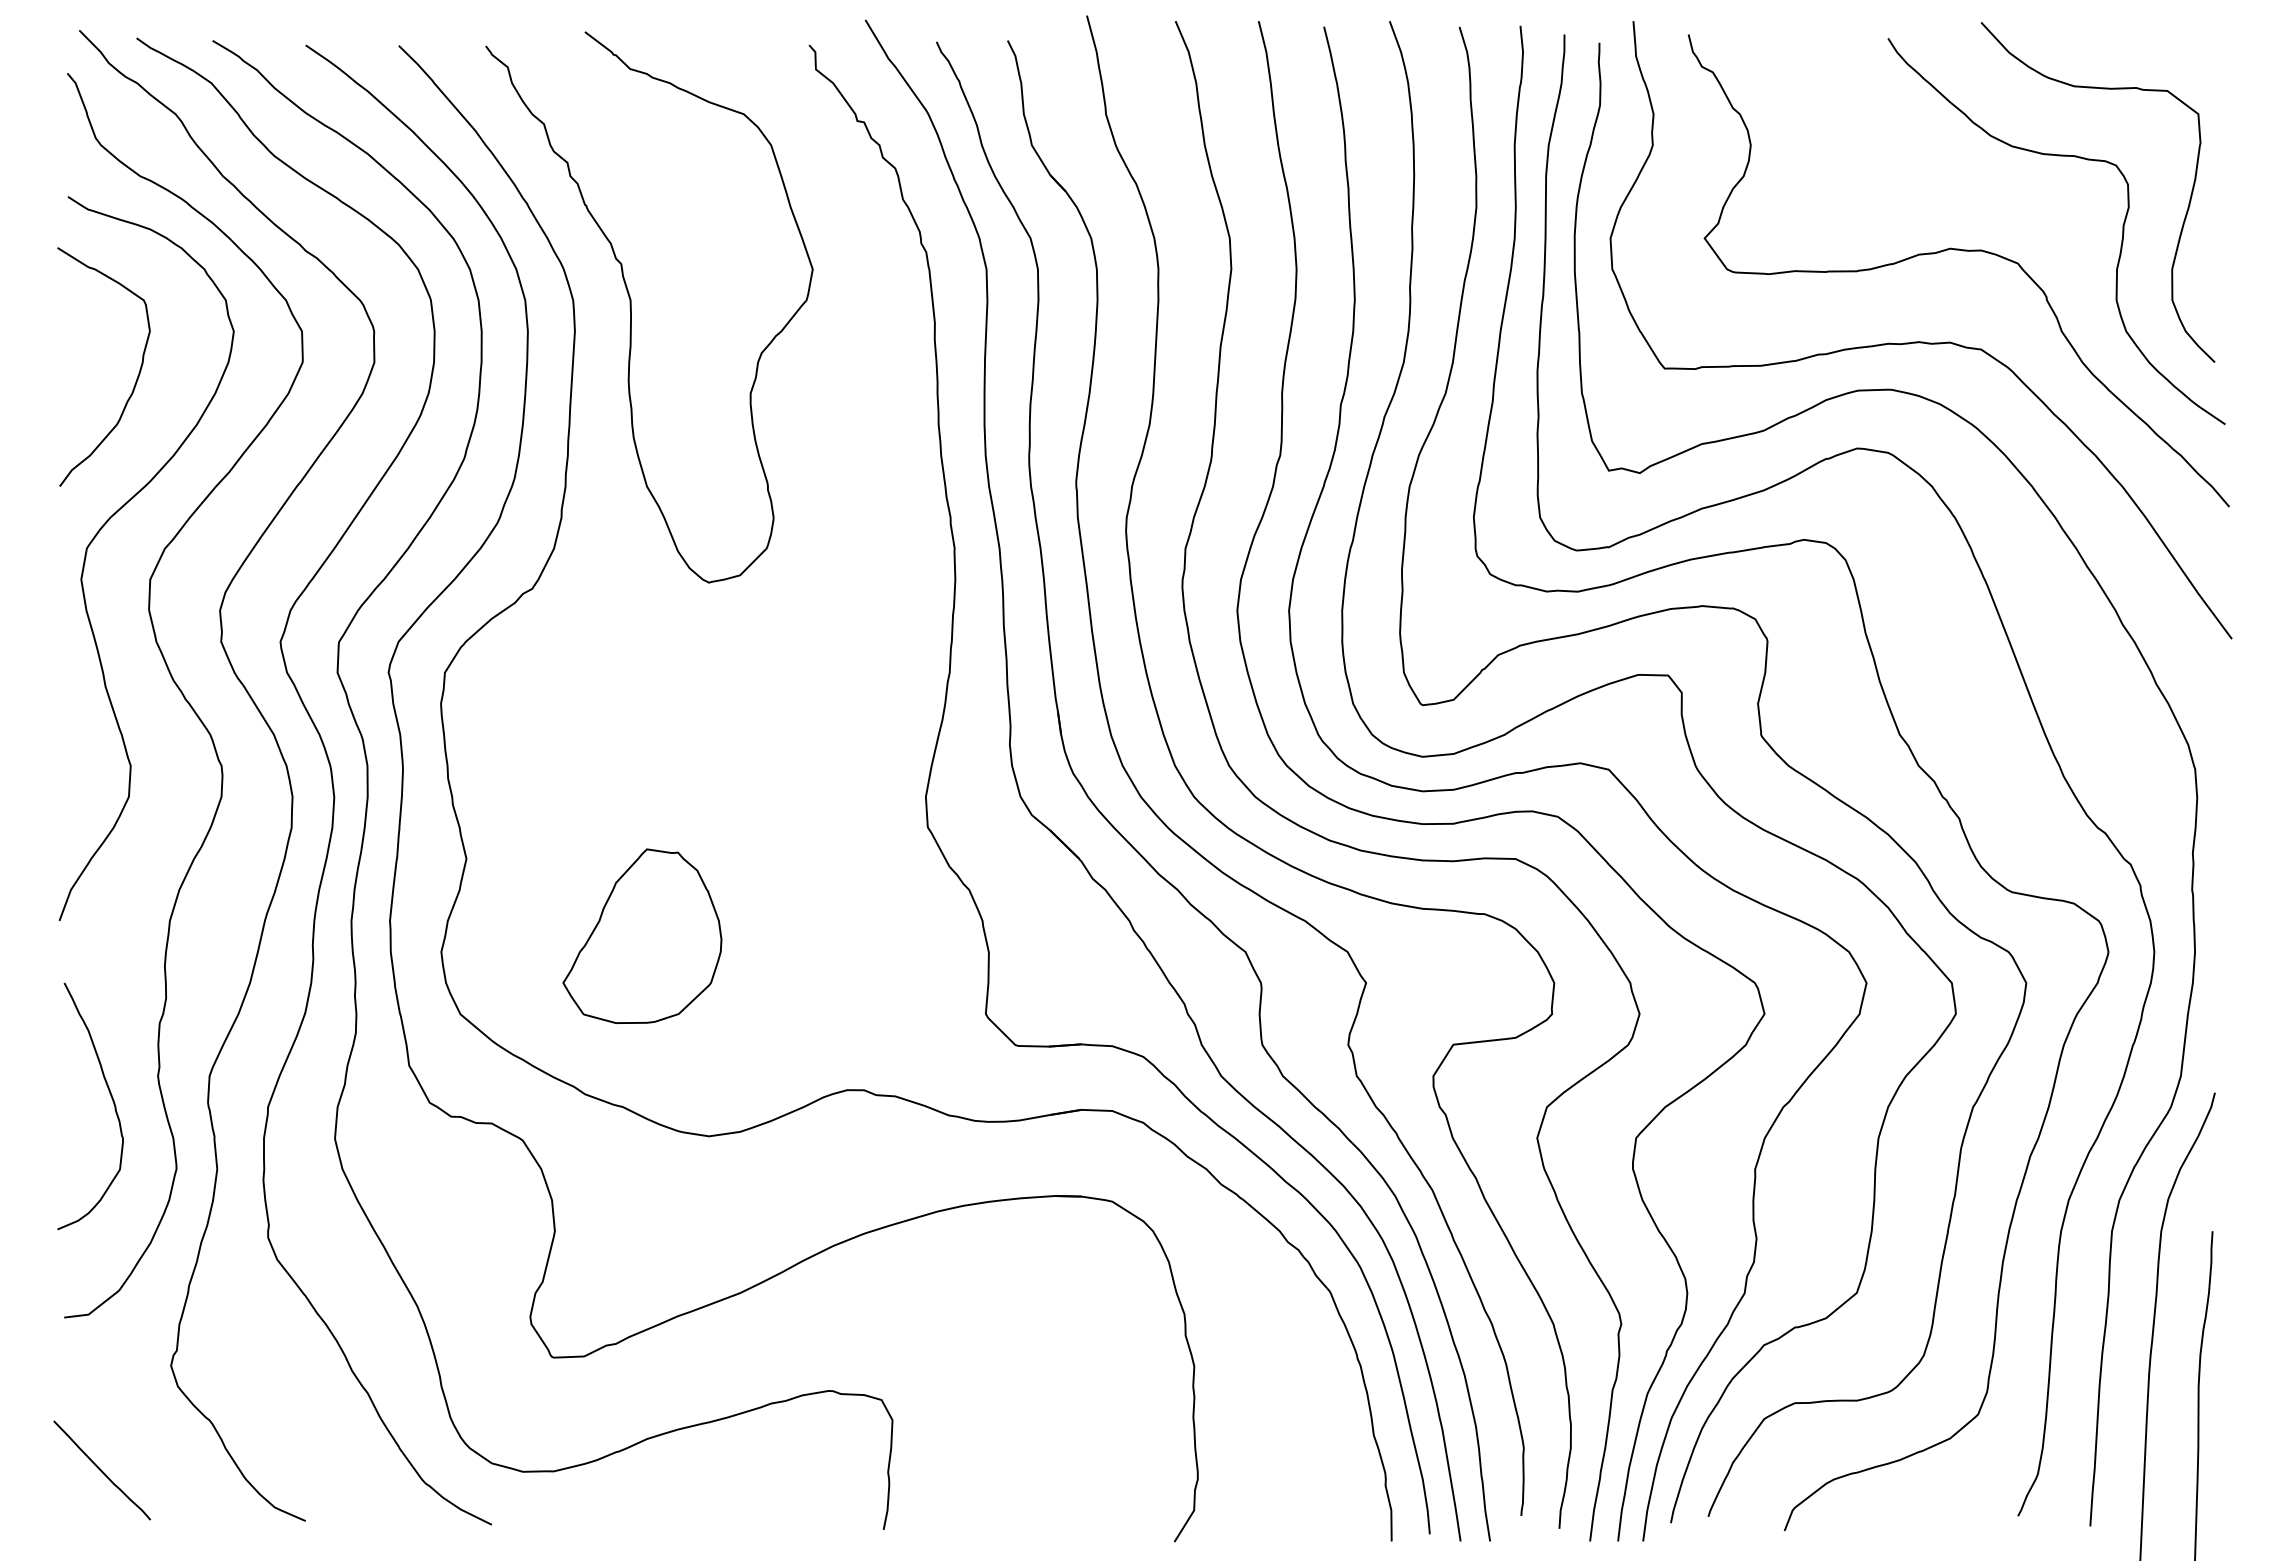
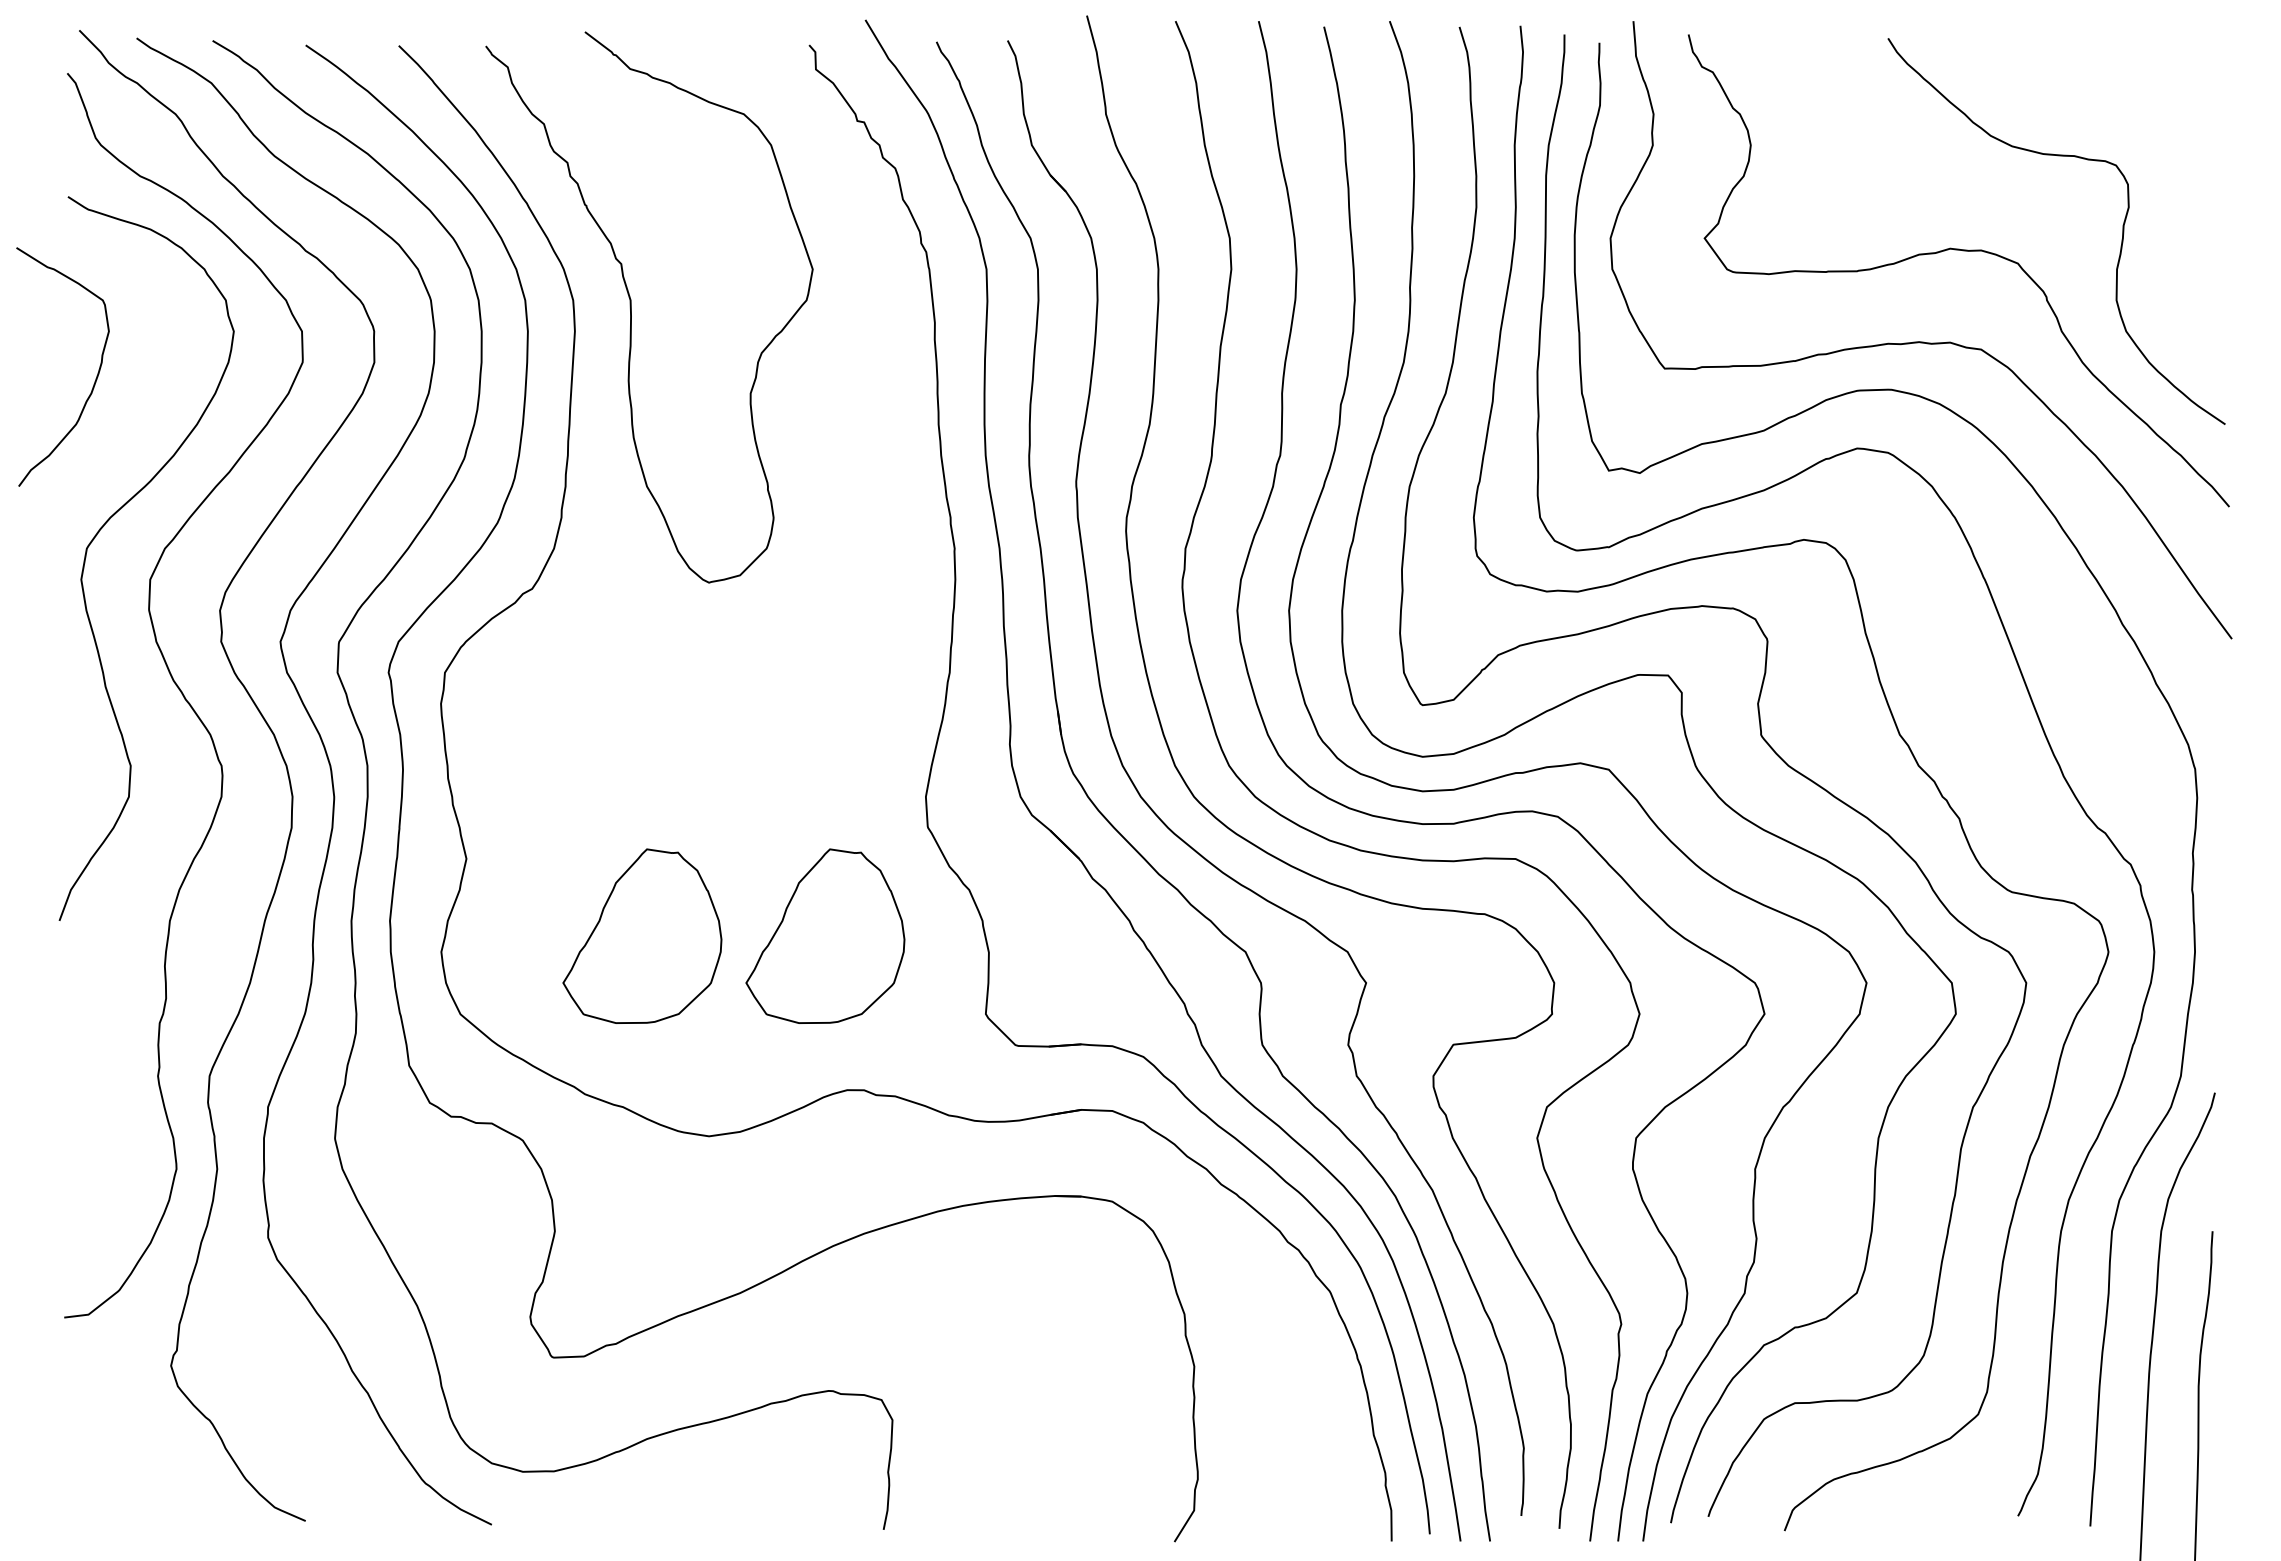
curve: present -> none (2183, 220)
curve position: (136, 378) -> (95, 378) (95, 378)
part: none -> present (825, 935)
curve: present -> none (110, 1096)
curve: present -> none (101, 1470)
